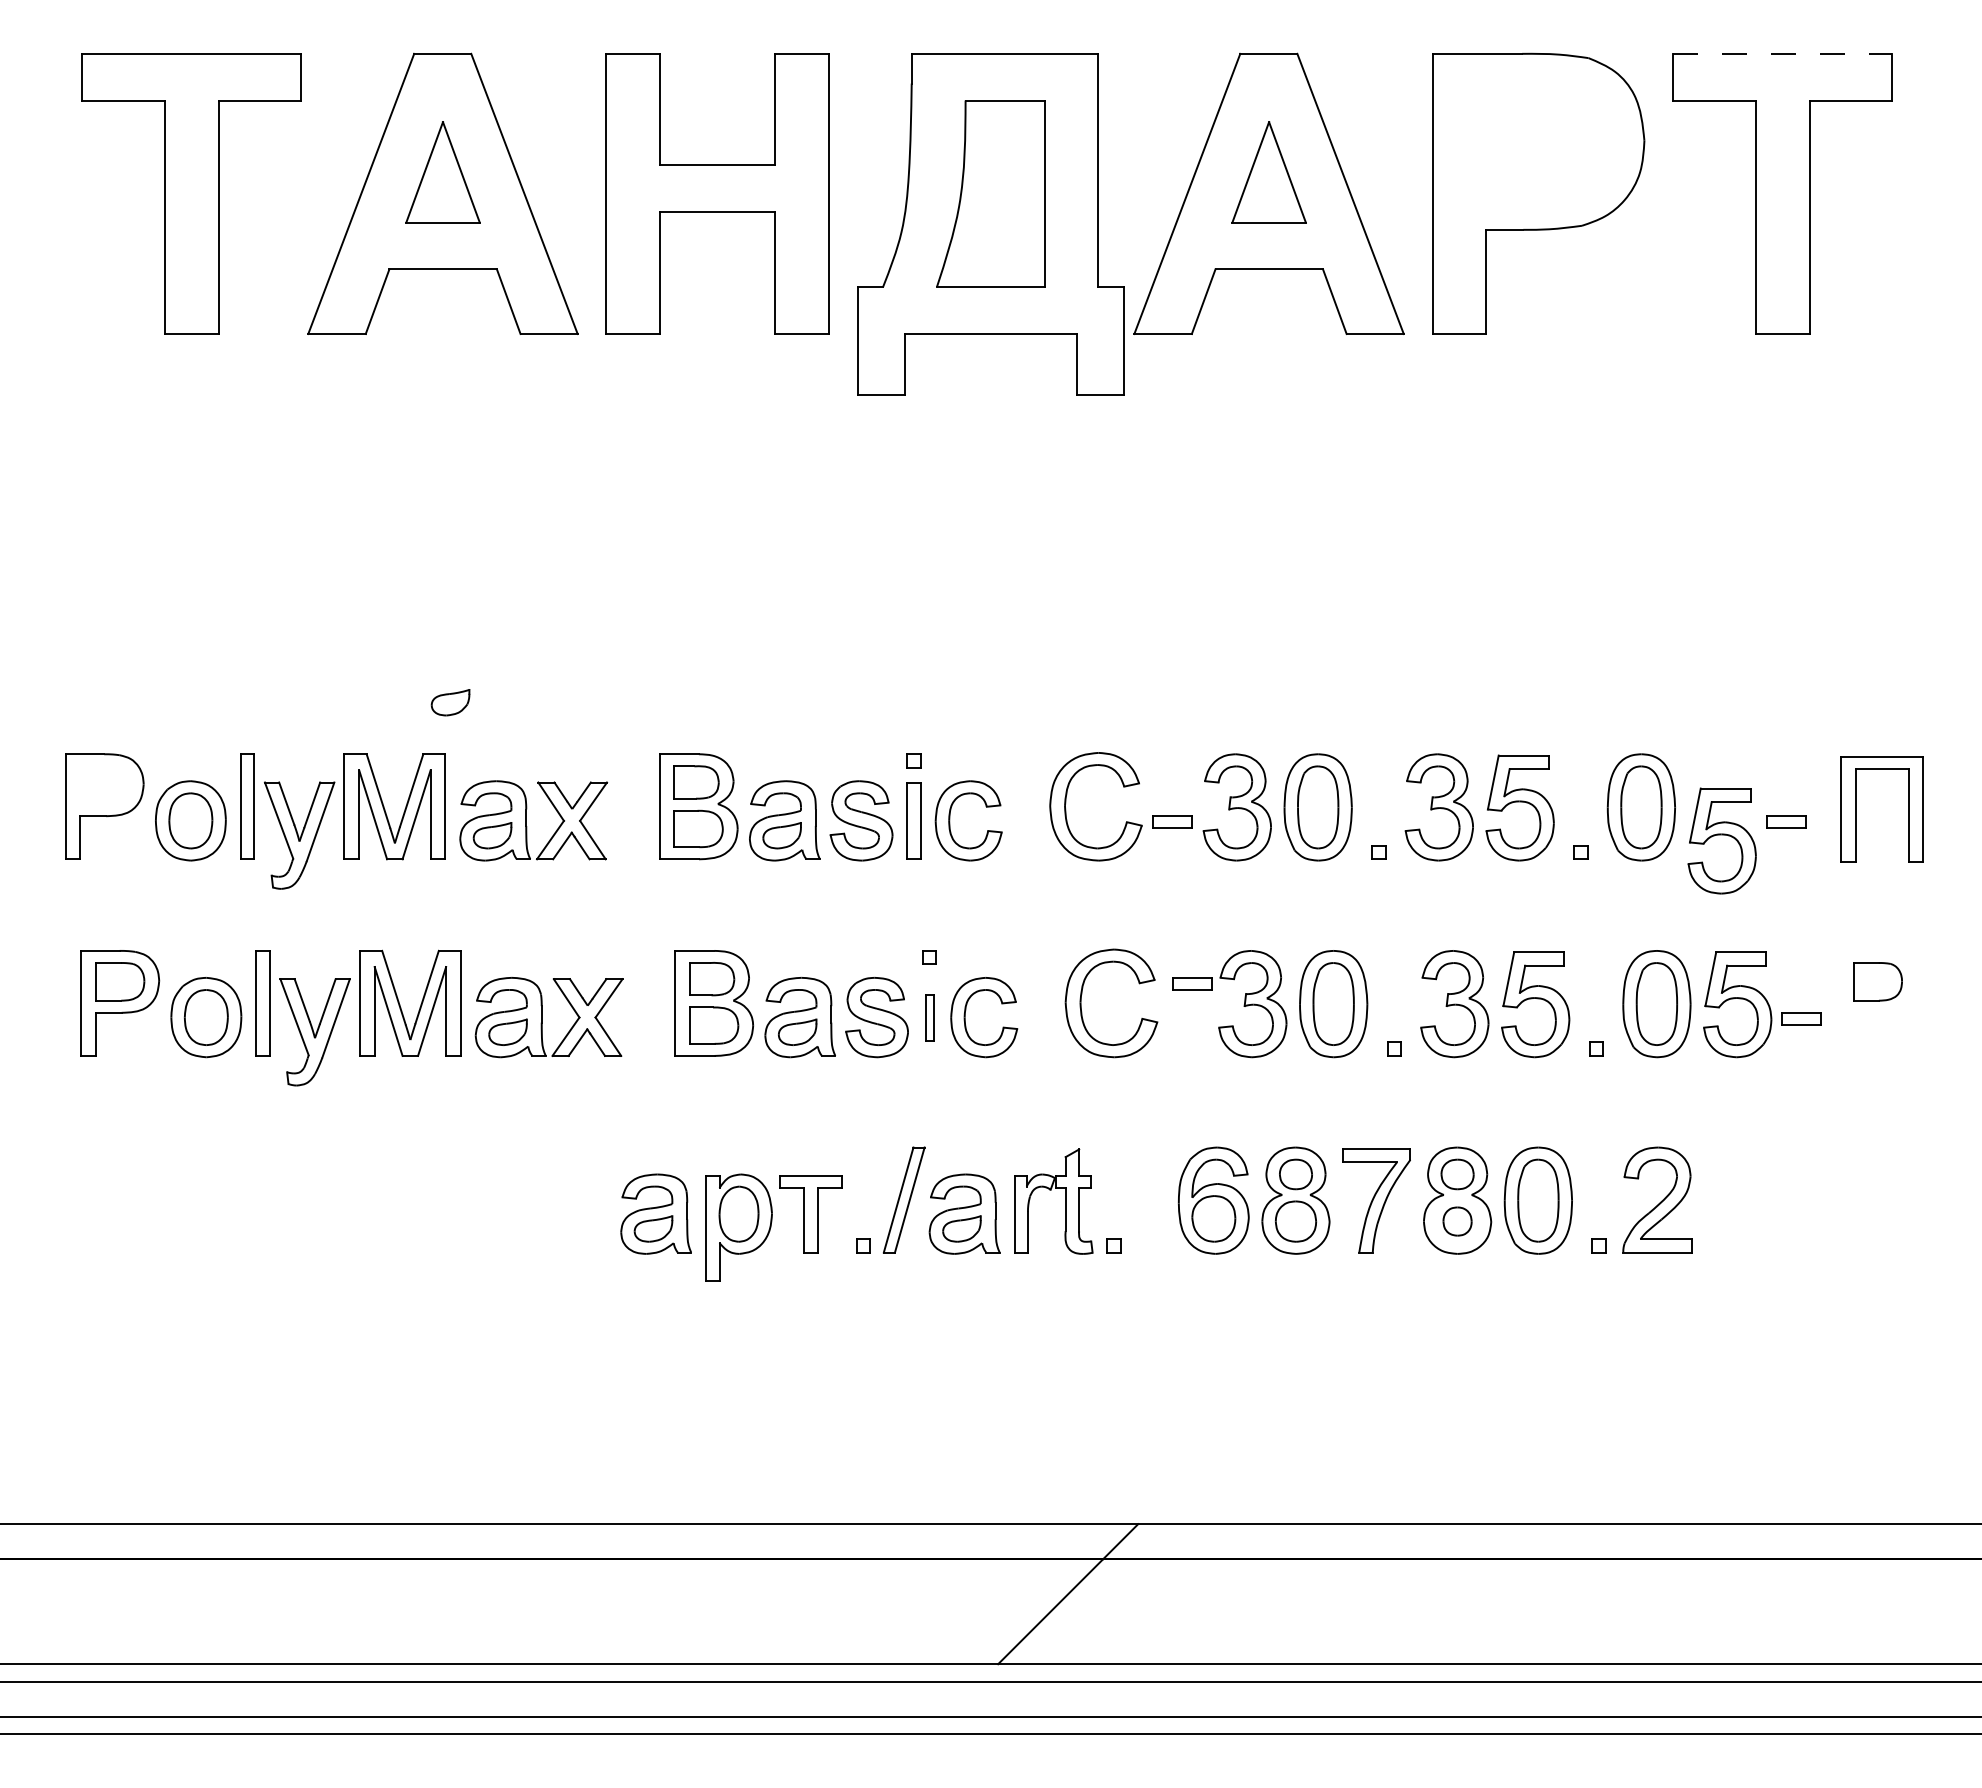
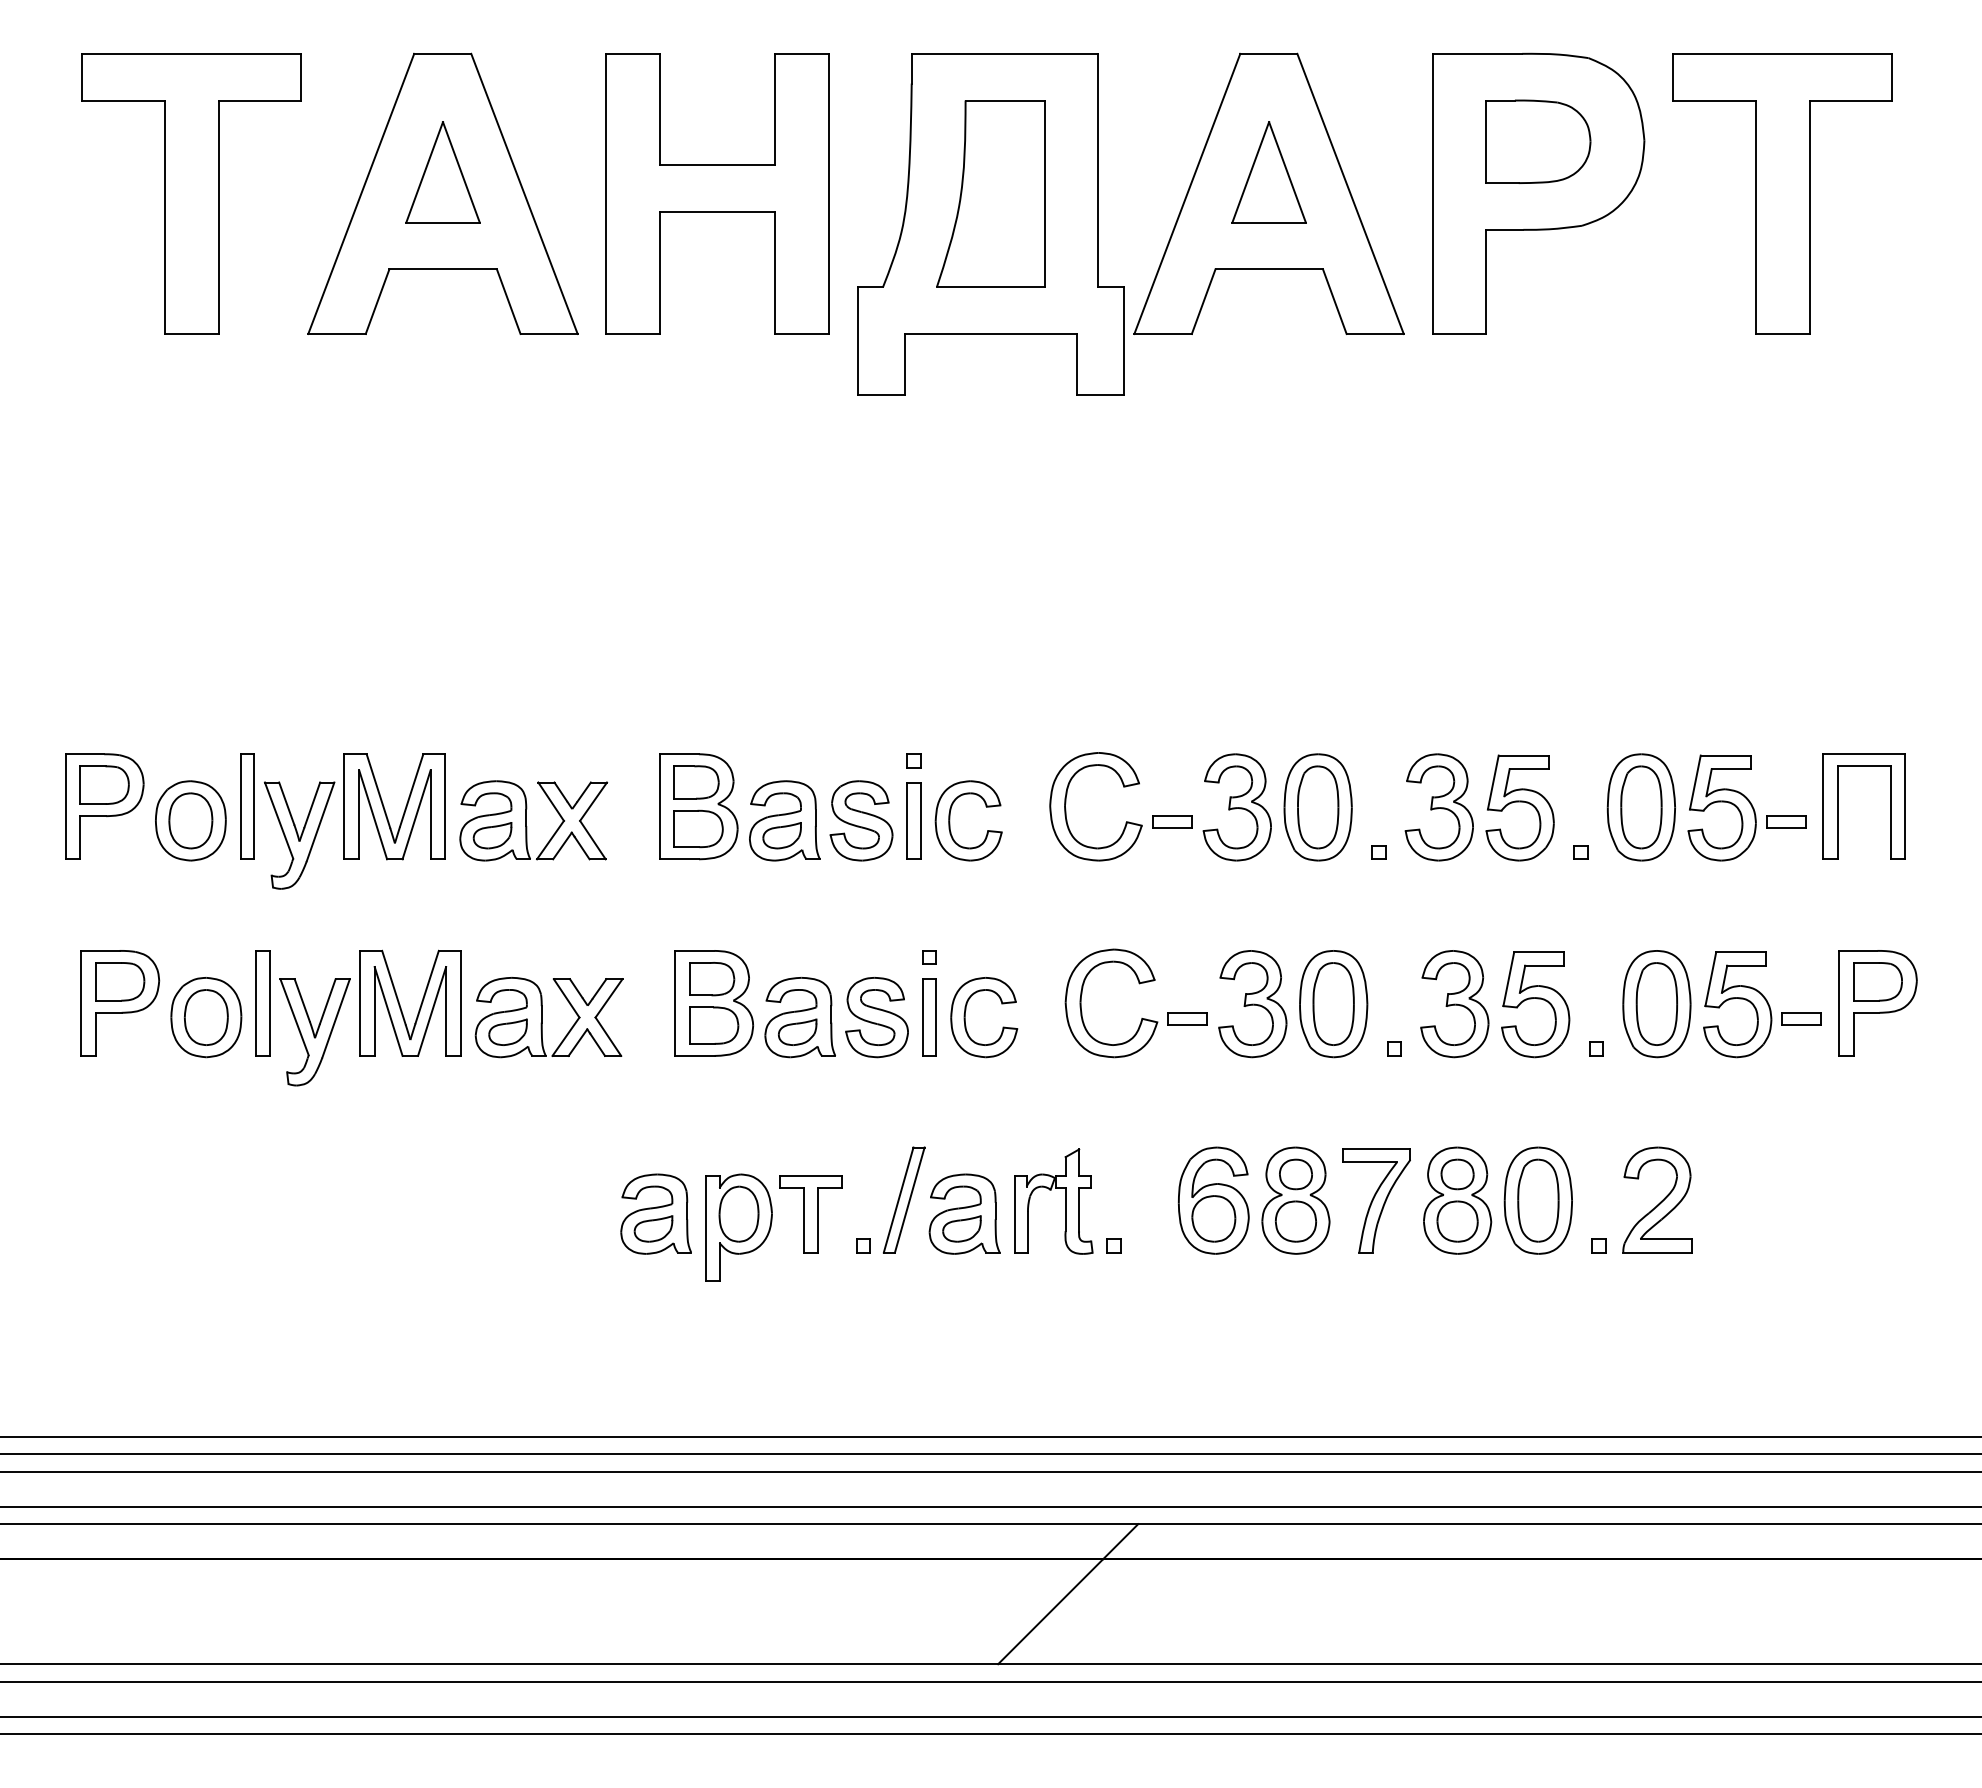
line: dashed -> solid (1782, 53)
part: none -> present (1538, 141)
part: present -> none (450, 702)
part: none -> present (104, 784)
part position: (1856, 809) -> (1838, 806) (1838, 806)
part position: (1721, 840) -> (1721, 807) (1721, 807)
part position: (1192, 983) -> (1187, 1018) (1187, 1018)
part: none -> present (1877, 1003)
part size: 10x48 px -> 15x79 px (929, 1017)
part size: 31x31 px -> 43x43 px (1457, 1221)
line: none -> present (990, 1436)
line: none -> present (990, 1454)
line: none -> present (990, 1471)
line: none -> present (990, 1506)
